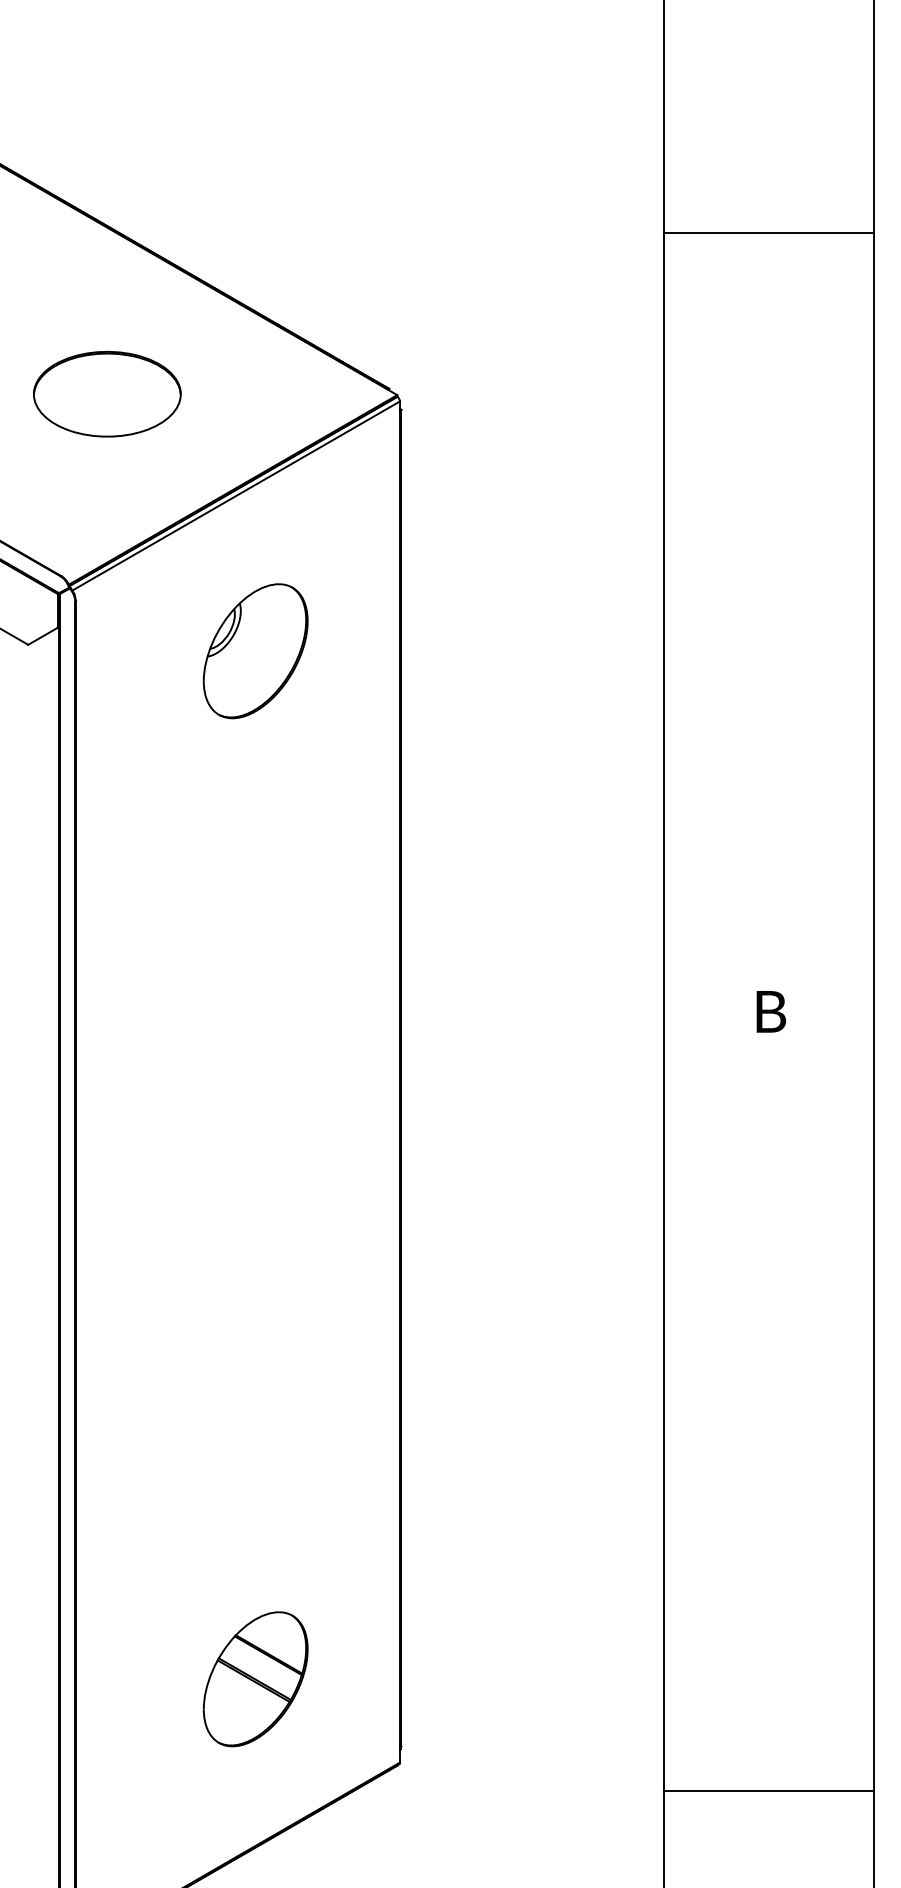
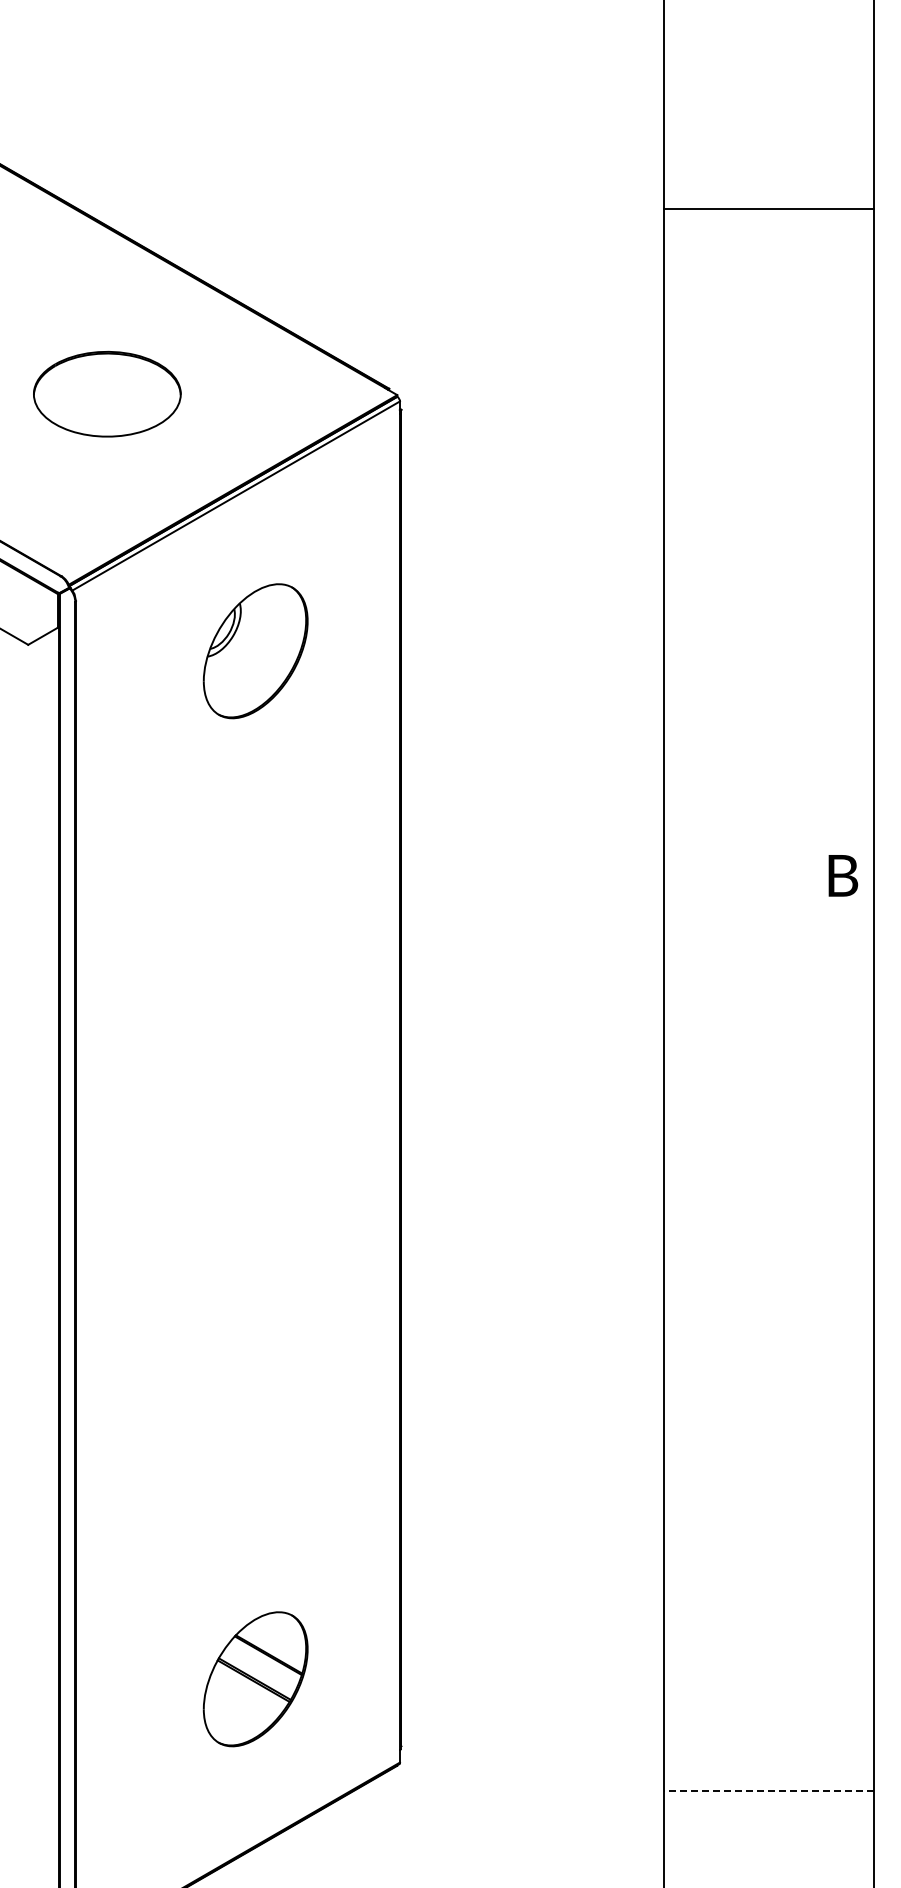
line position: (768, 232) -> (768, 208) (768, 208)
text position: (771, 1011) -> (843, 875) (843, 875)
line: solid -> dashed (769, 1790)
